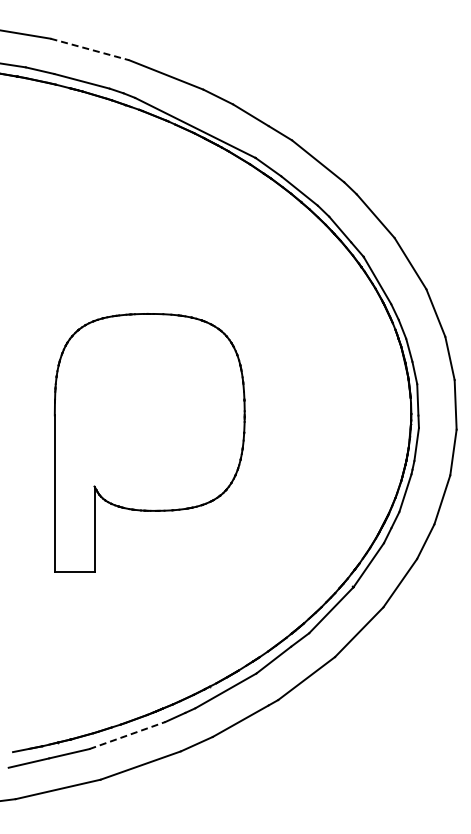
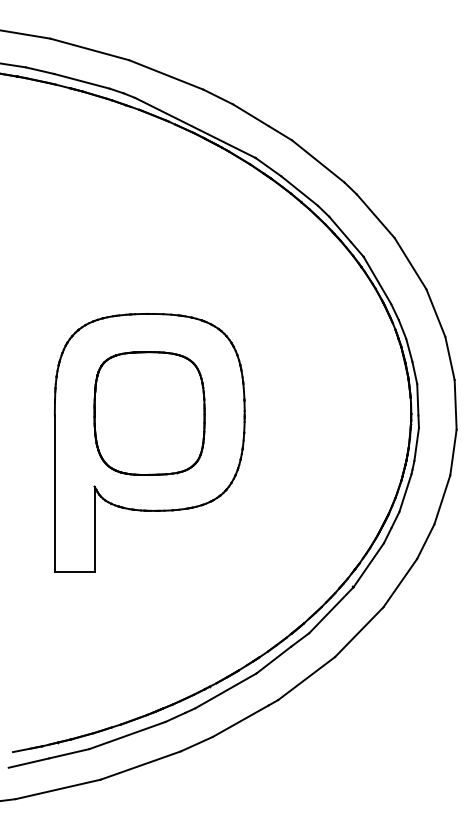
line: dashed -> solid (89, 49)
part: none -> present (149, 413)
line: dashed -> solid (127, 735)
